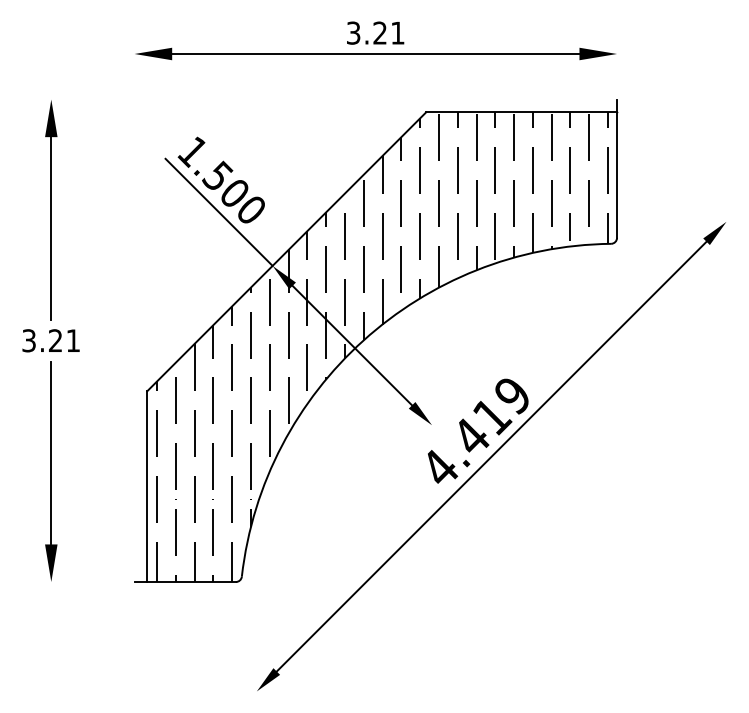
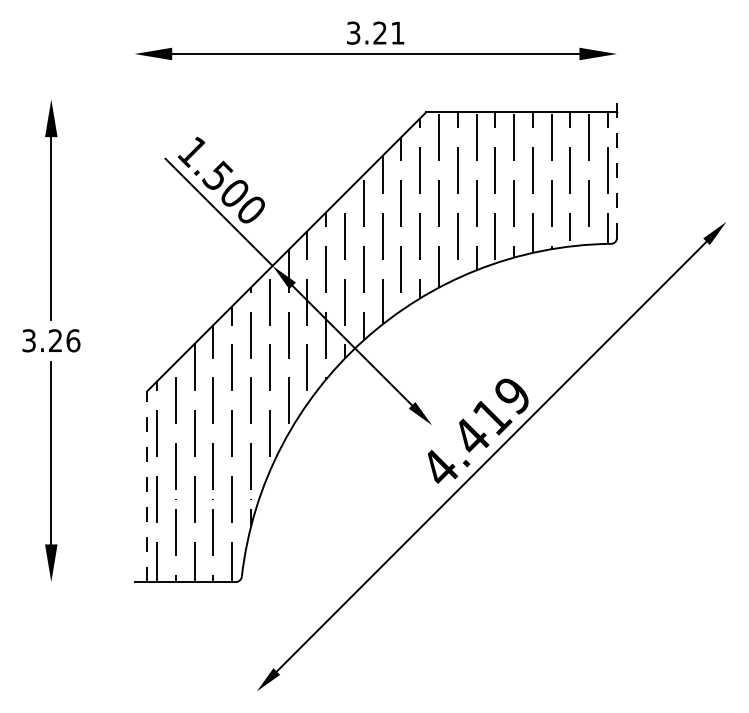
line: solid -> dashed (617, 168)
text: 3.21 -> 3.26 (73, 340)
line: solid -> dashed (147, 486)
